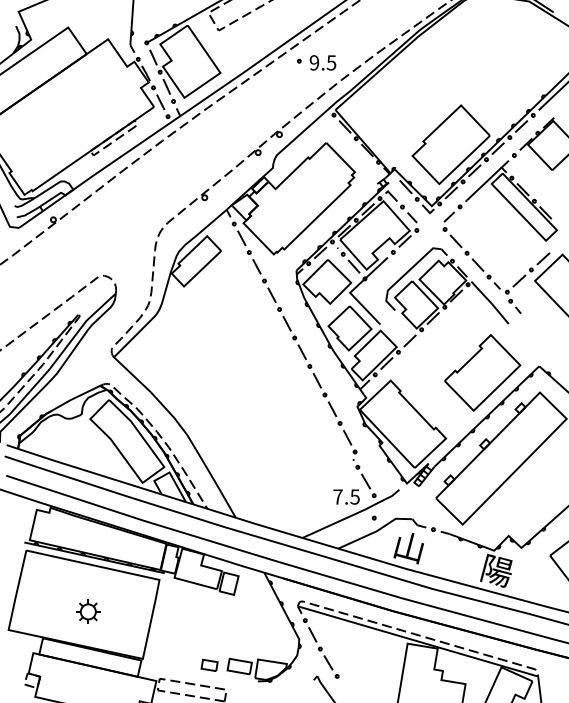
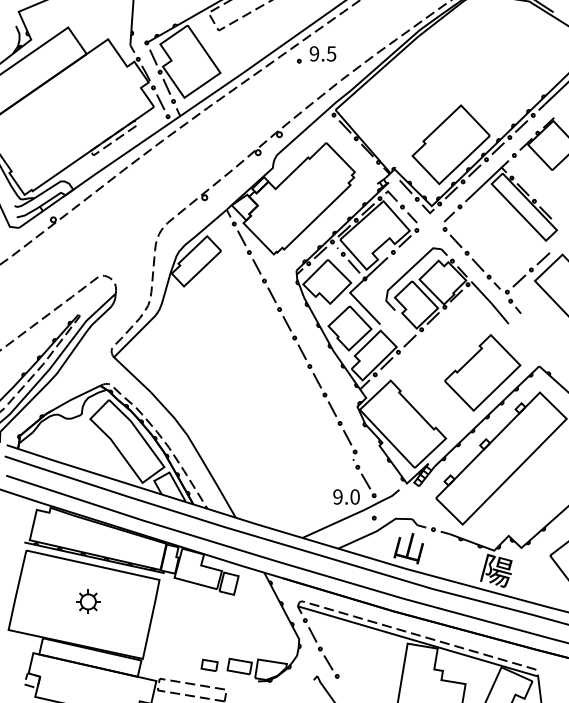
text position: (322, 62) -> (322, 53) (322, 53)
text: 7.5 -> 9.0 (346, 496)
part position: (88, 611) -> (88, 601) (88, 601)
